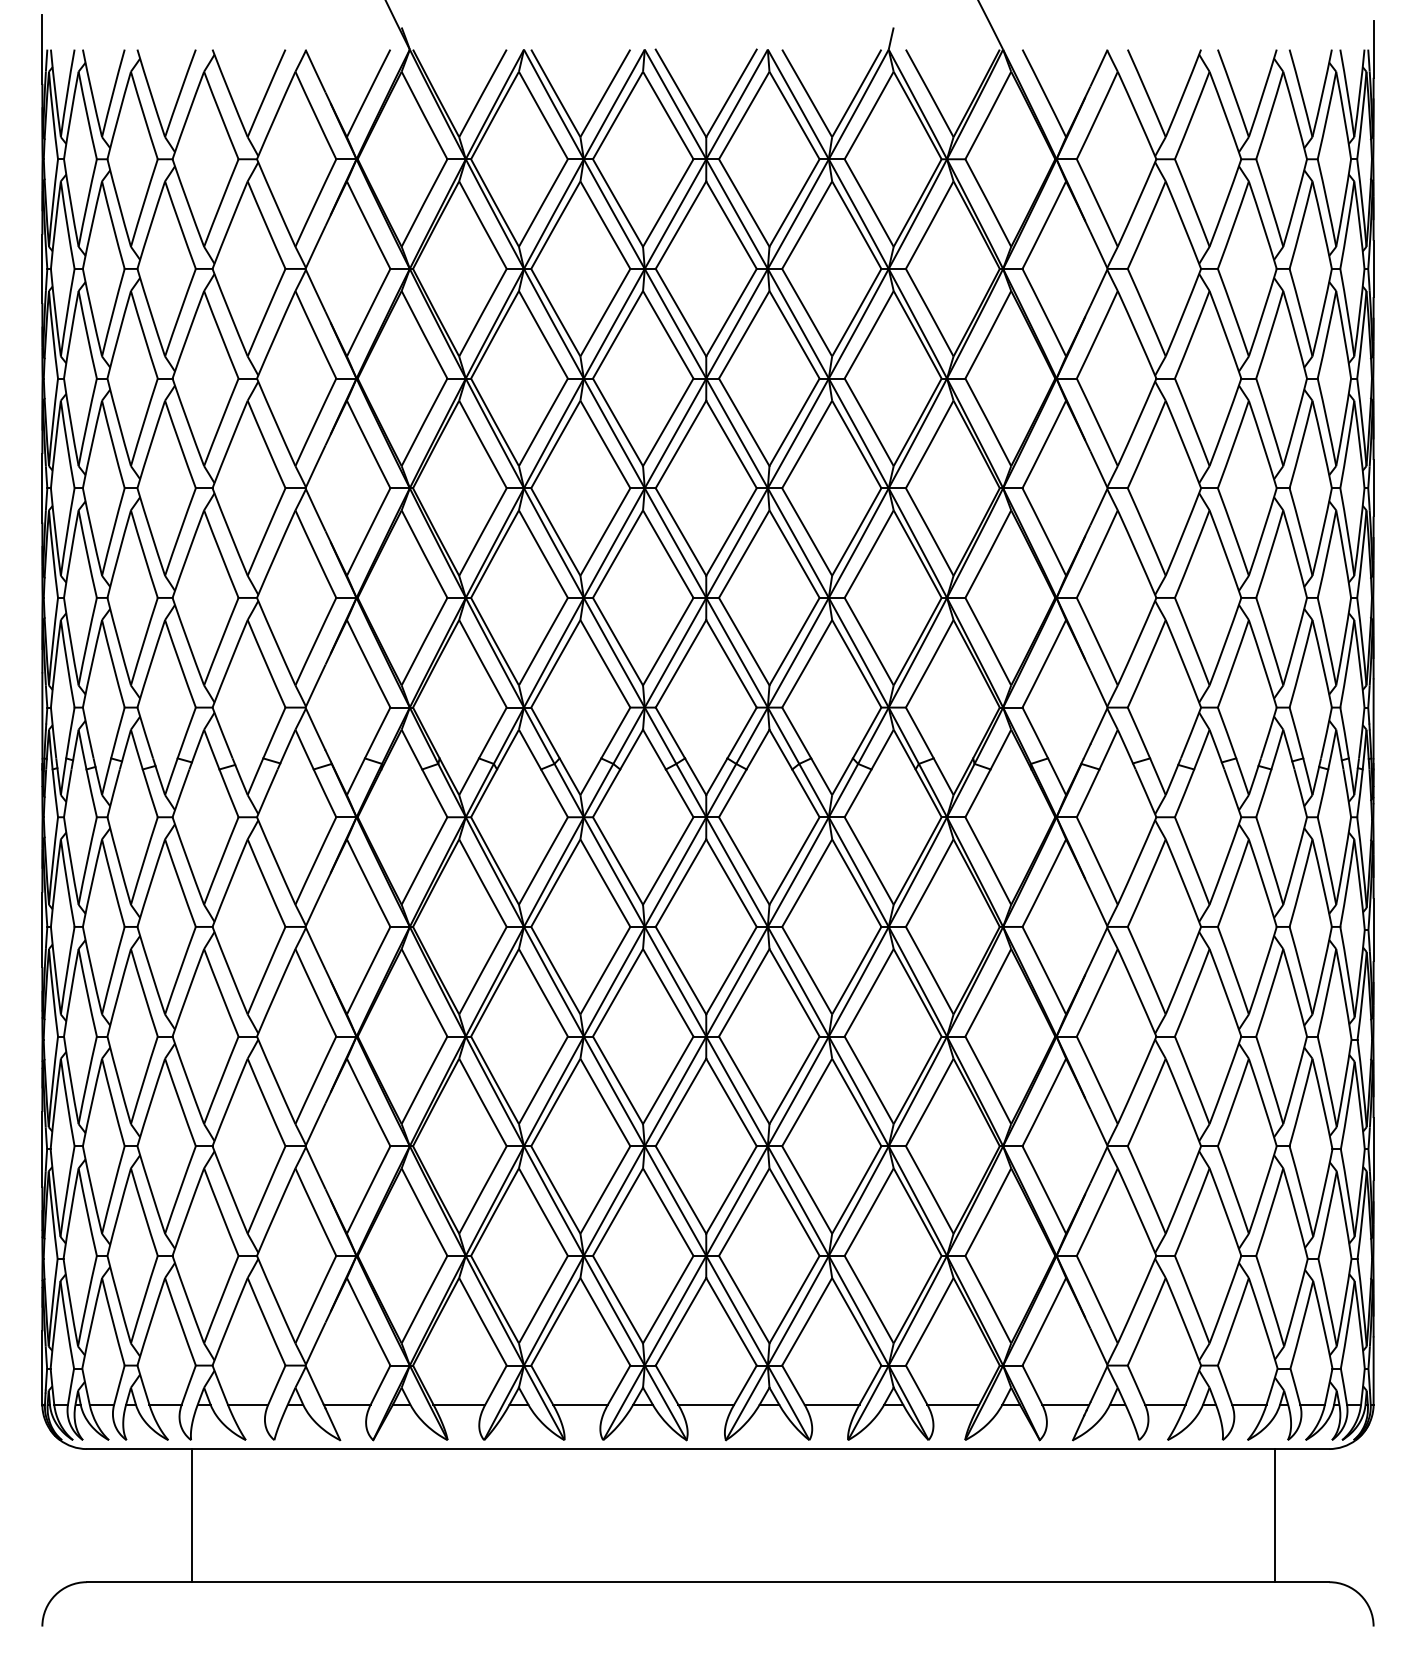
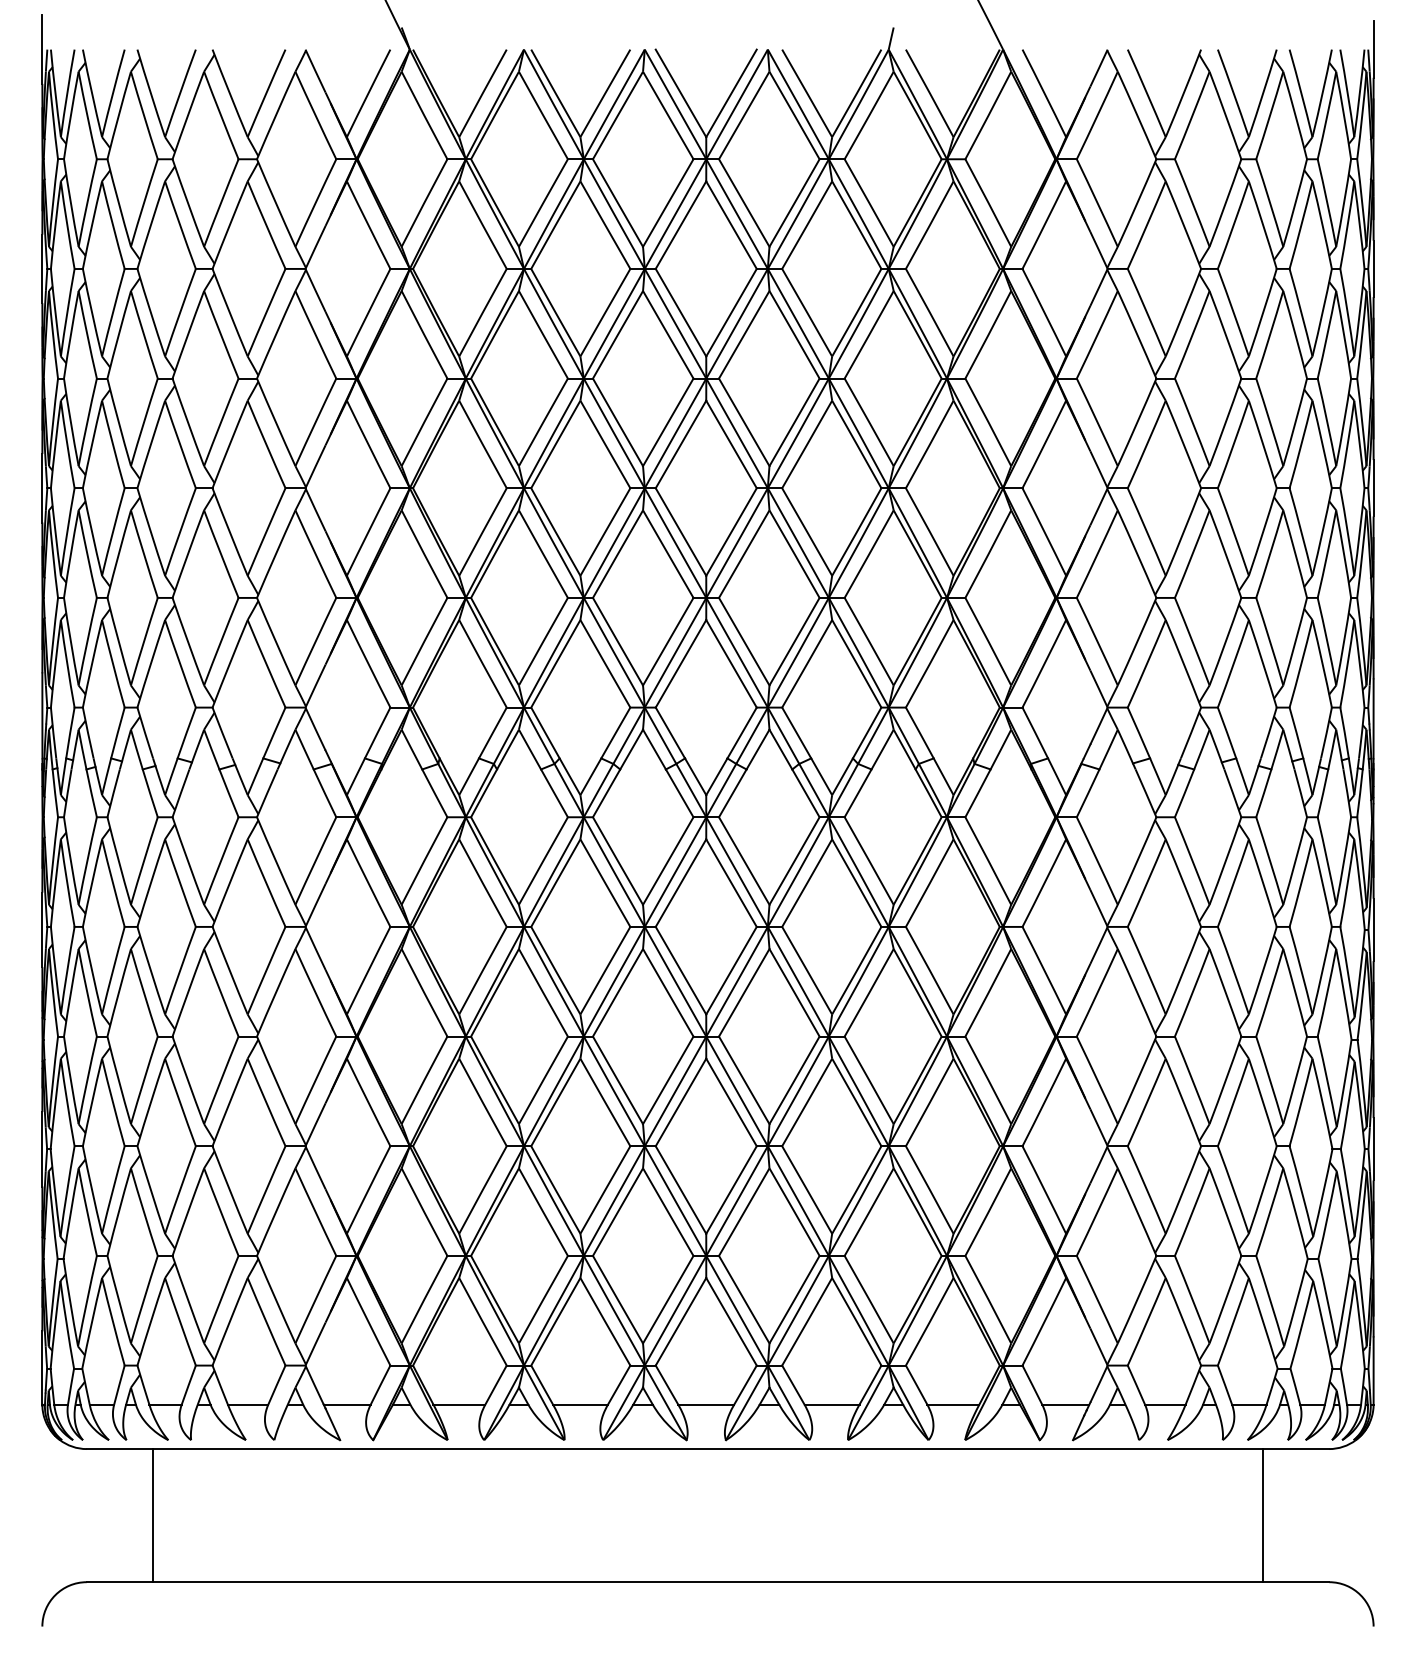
line position: (192, 1515) -> (153, 1515) (153, 1515)
line position: (1274, 1515) -> (1262, 1515) (1262, 1515)
